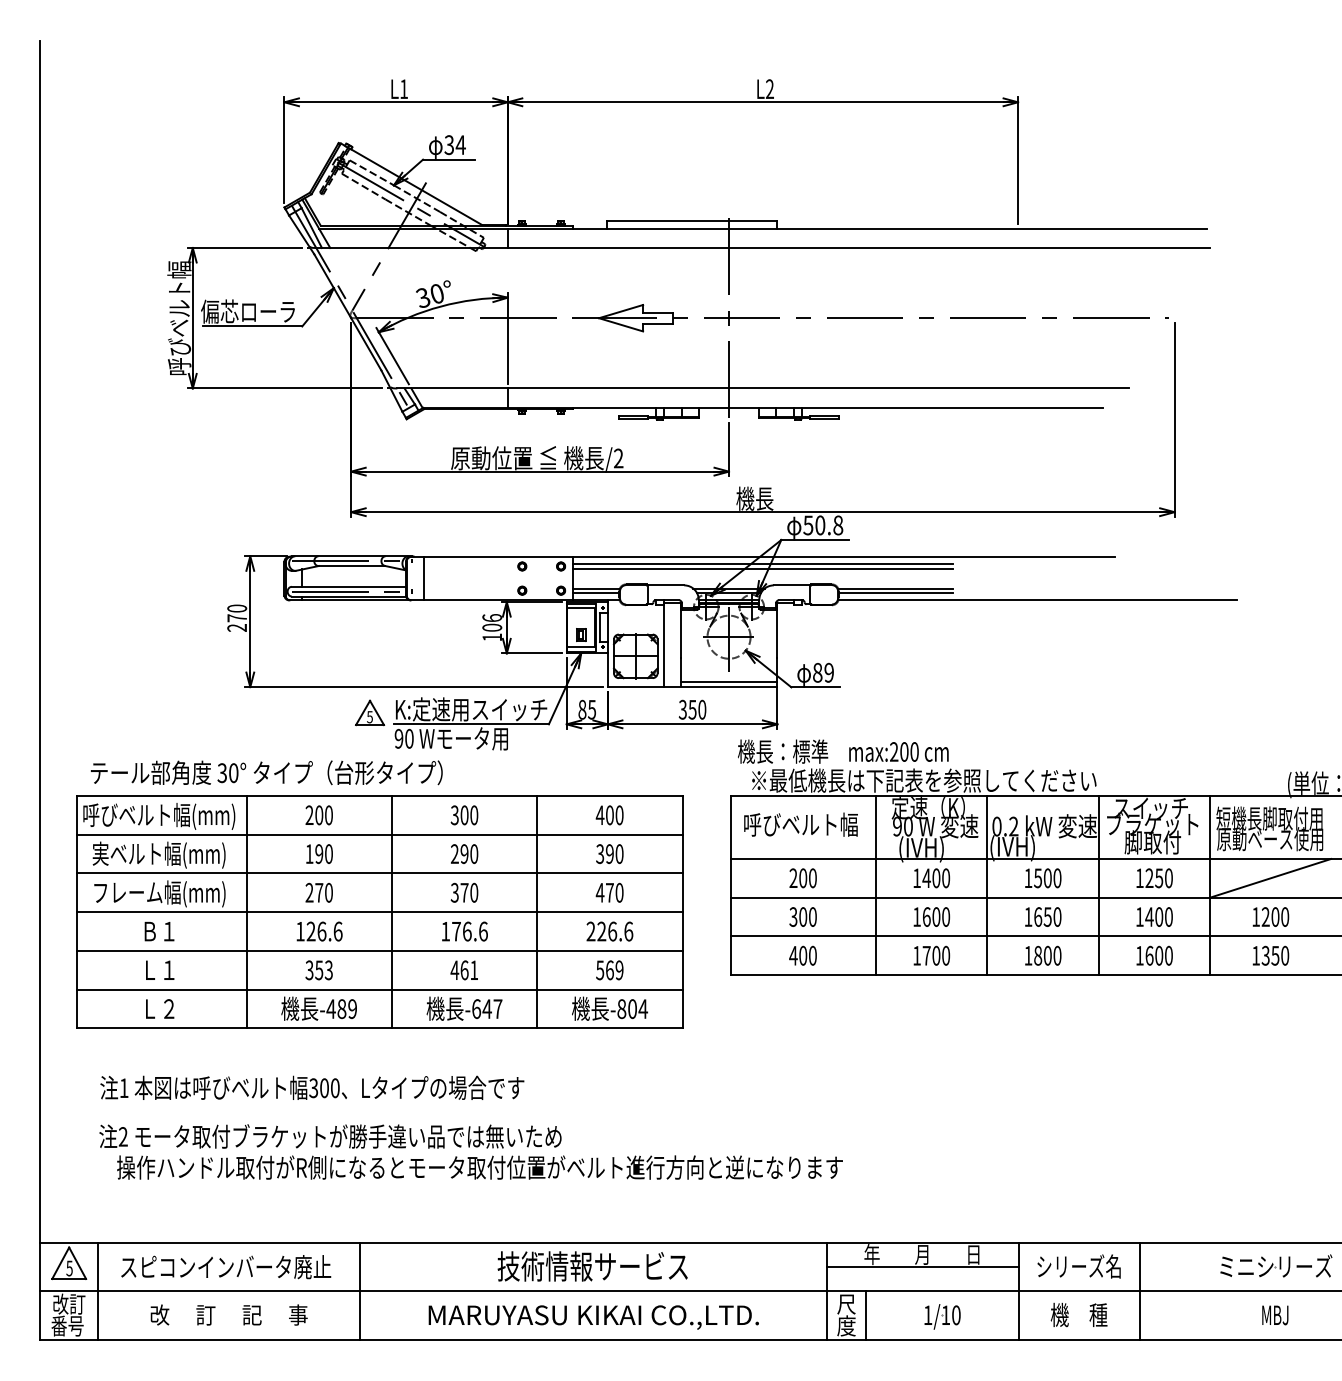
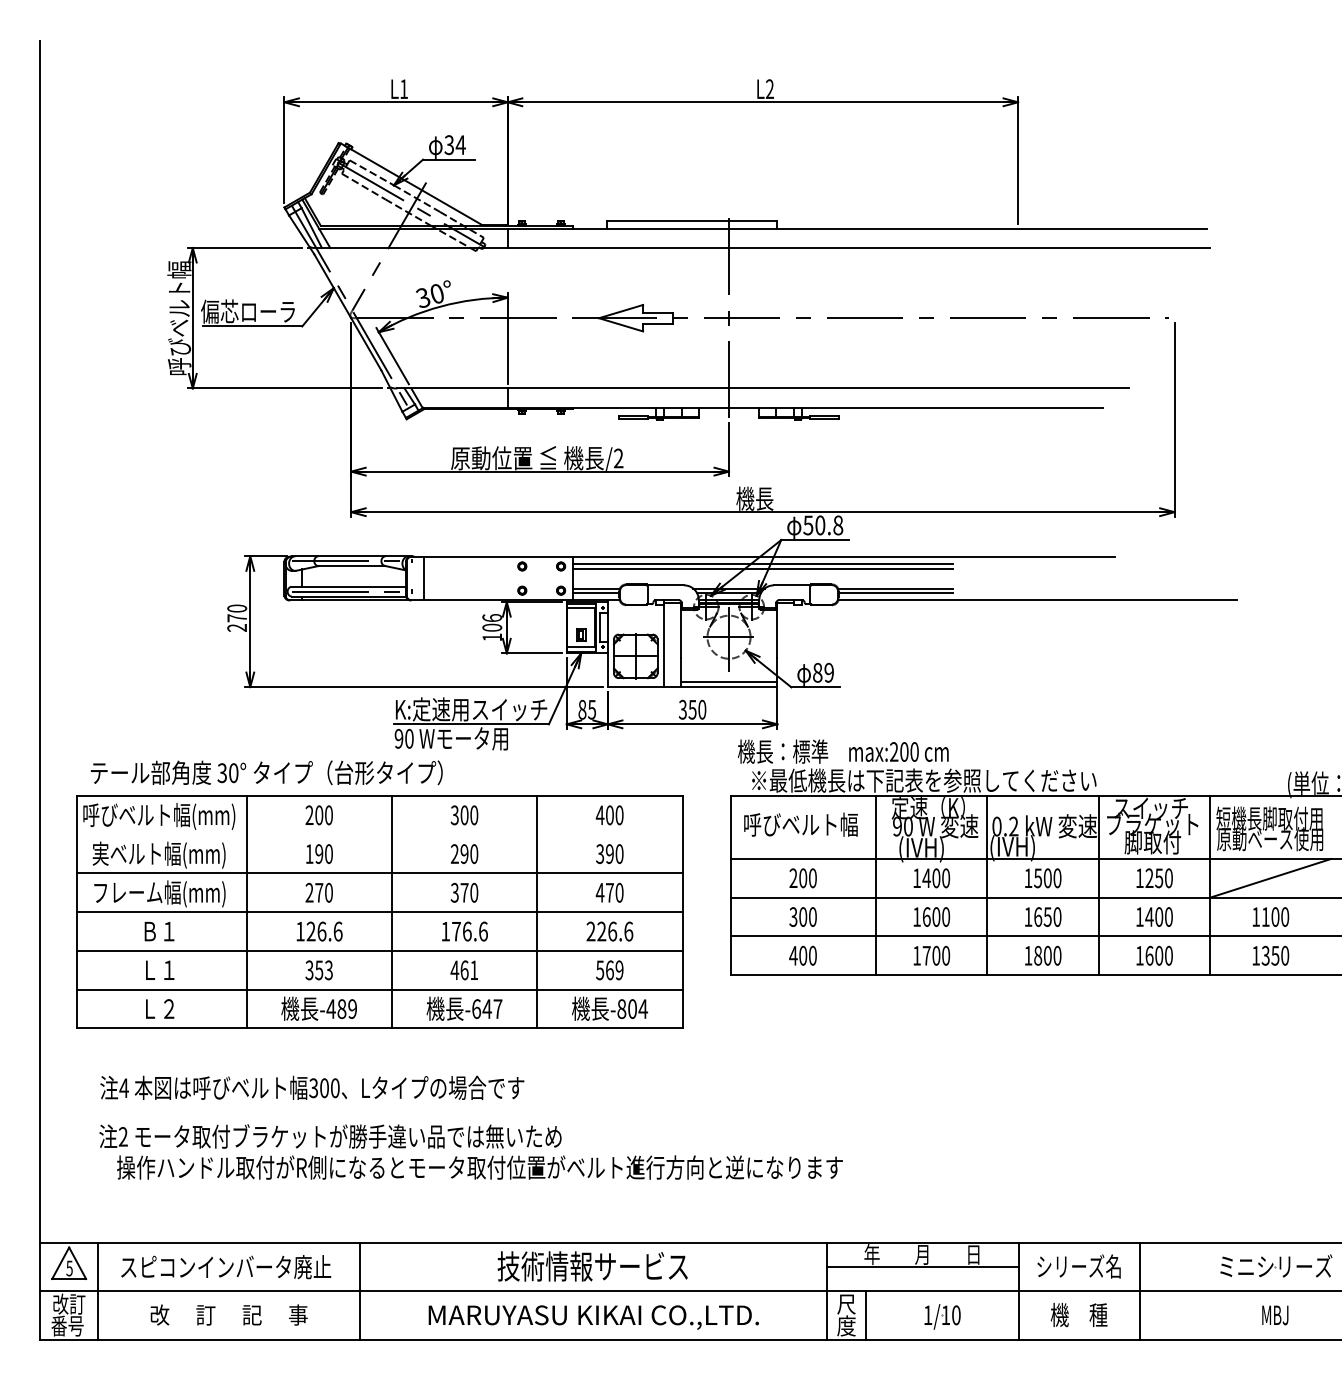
part: present -> none (370, 712)
line: present -> none (379, 834)
text: 1200 -> 1100 (1265, 916)
text: 1 -> 4 (123, 1087)
